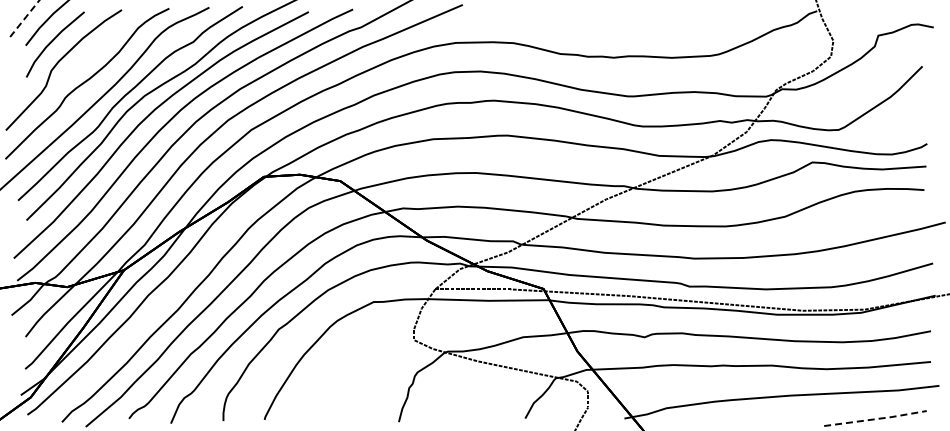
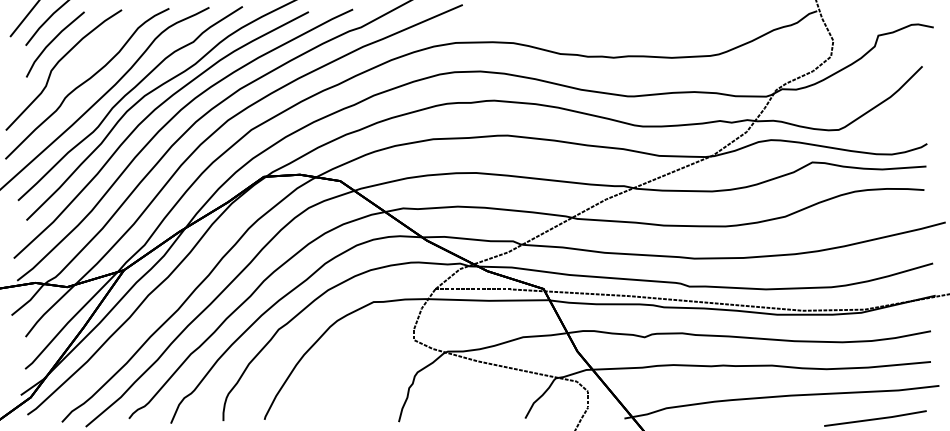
line: dashed -> solid (24, 19)
line: dashed -> solid (876, 419)
